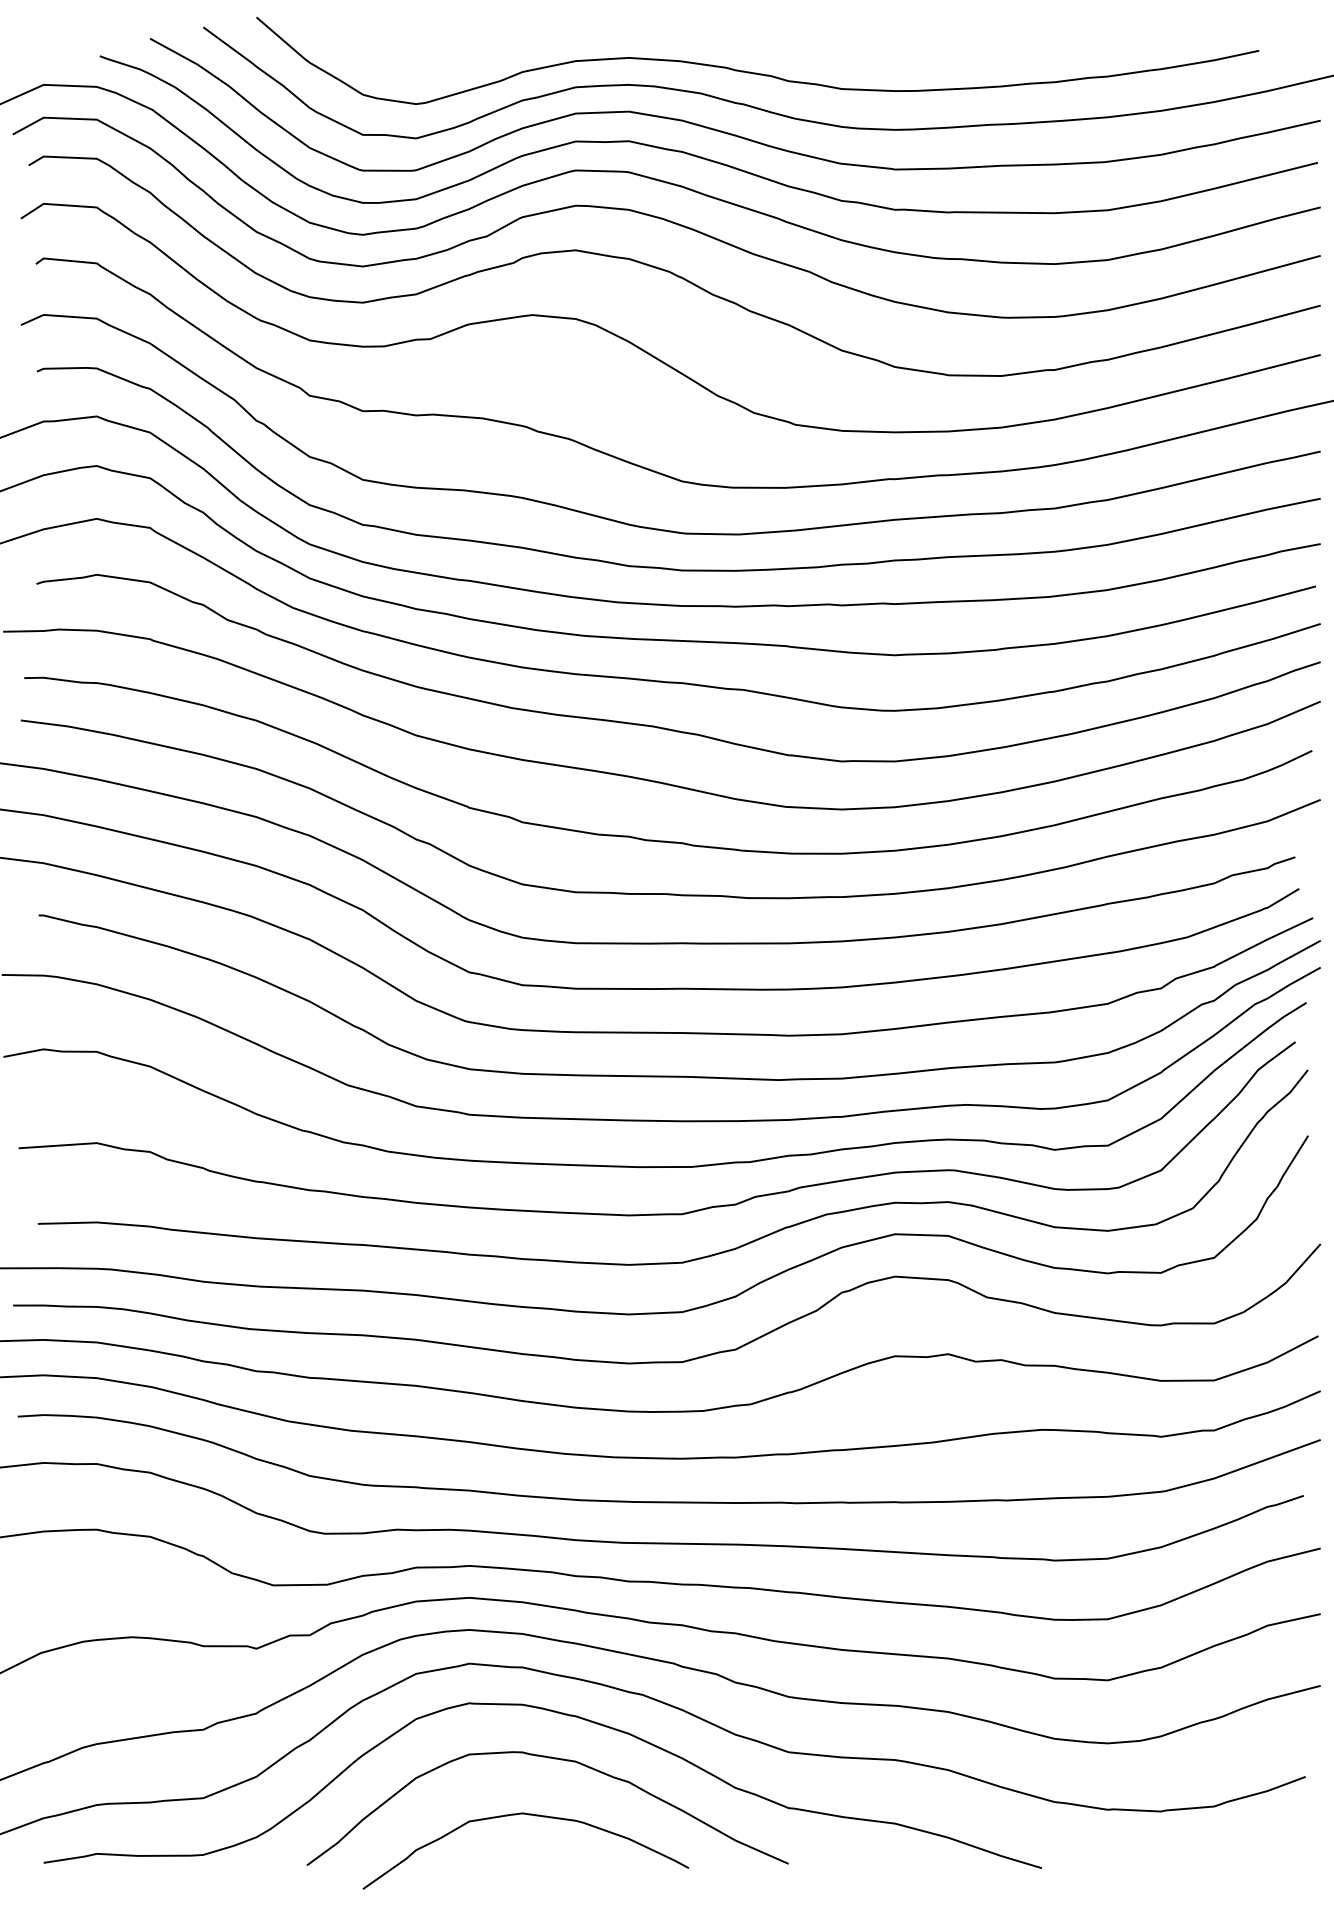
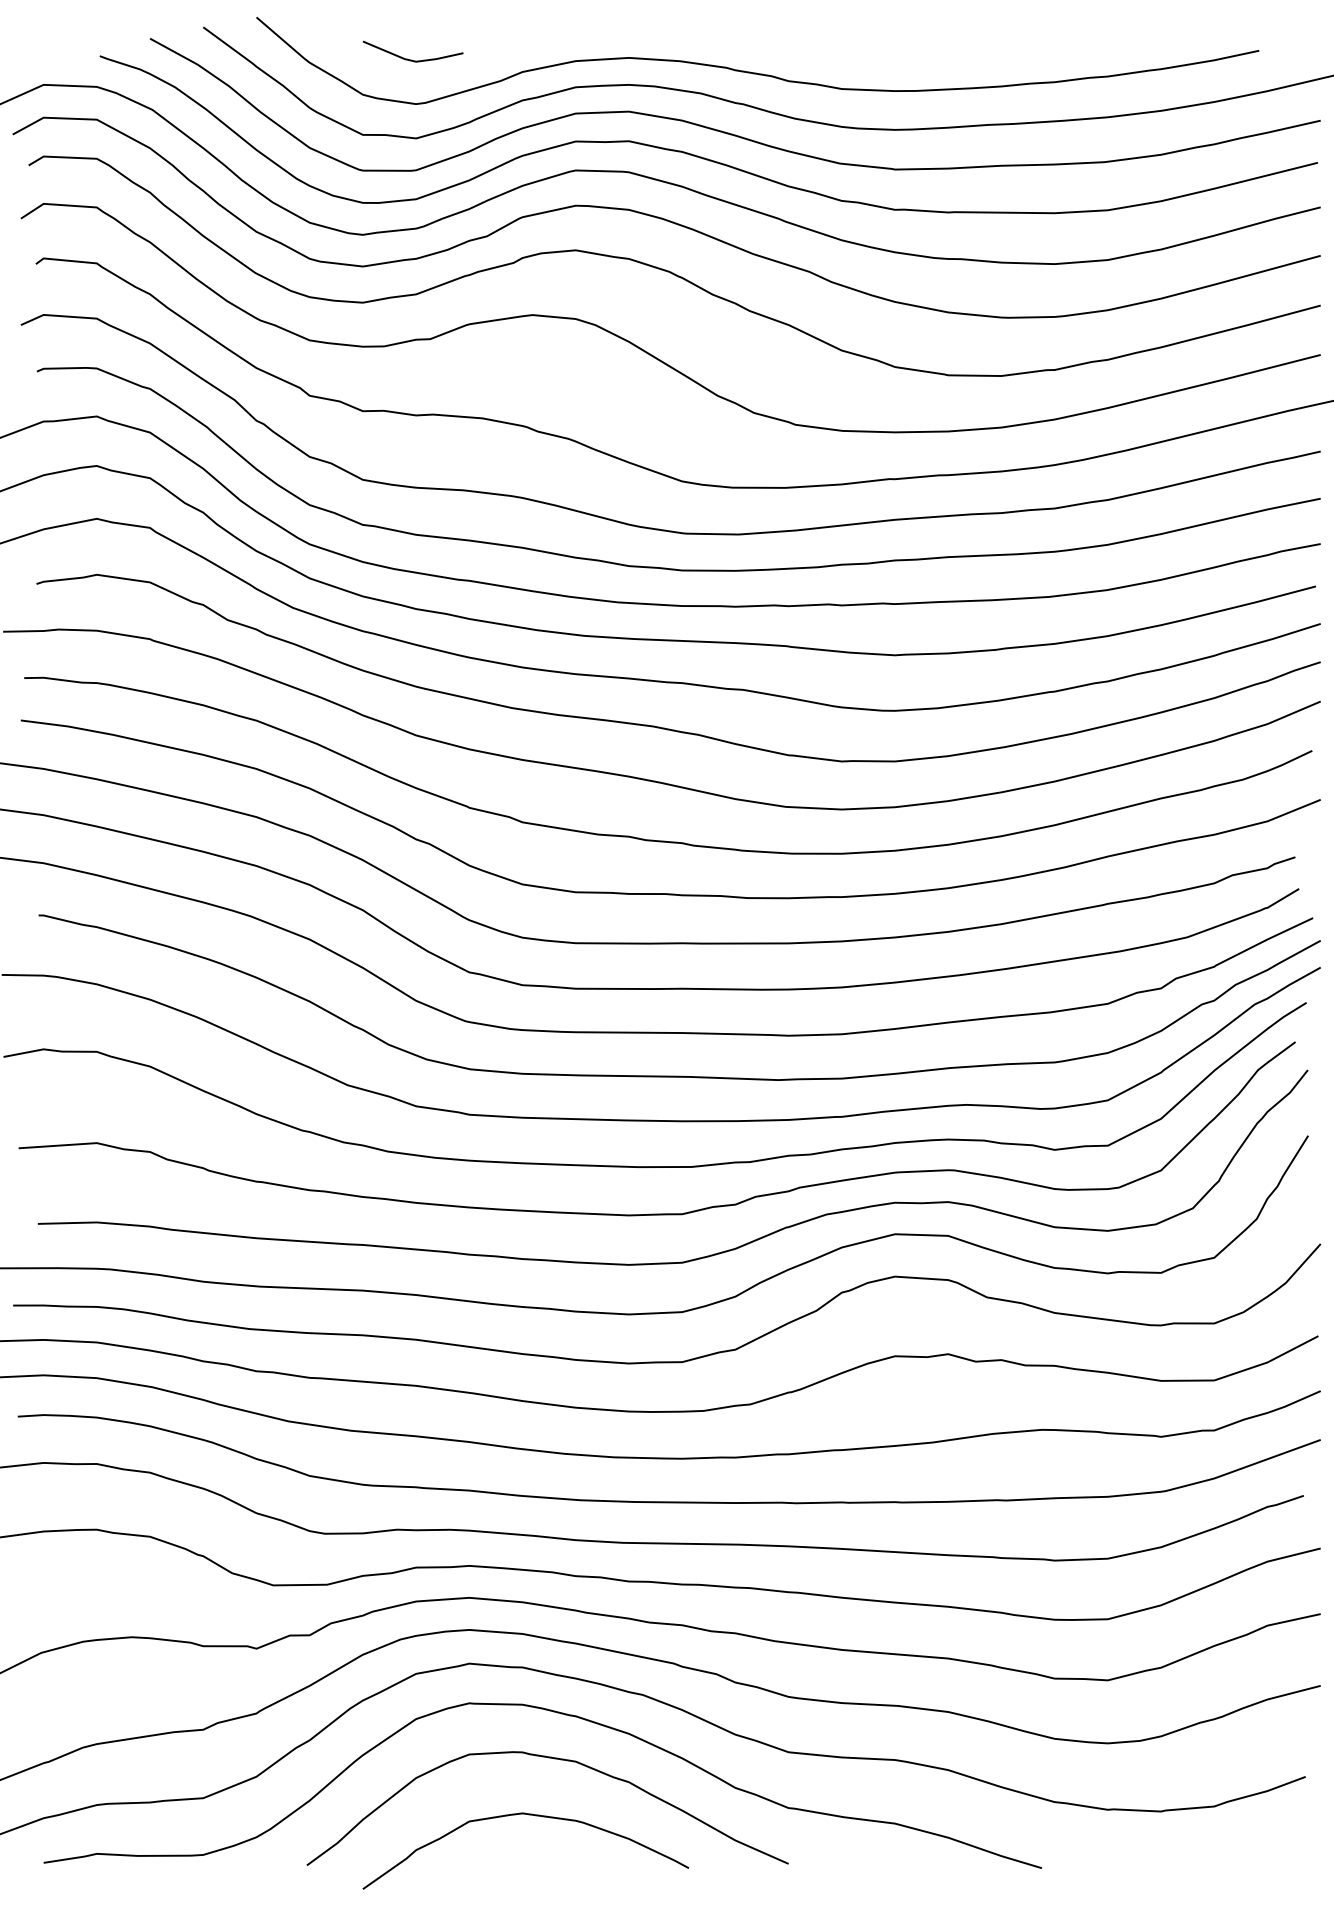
line: none -> present (411, 59)
